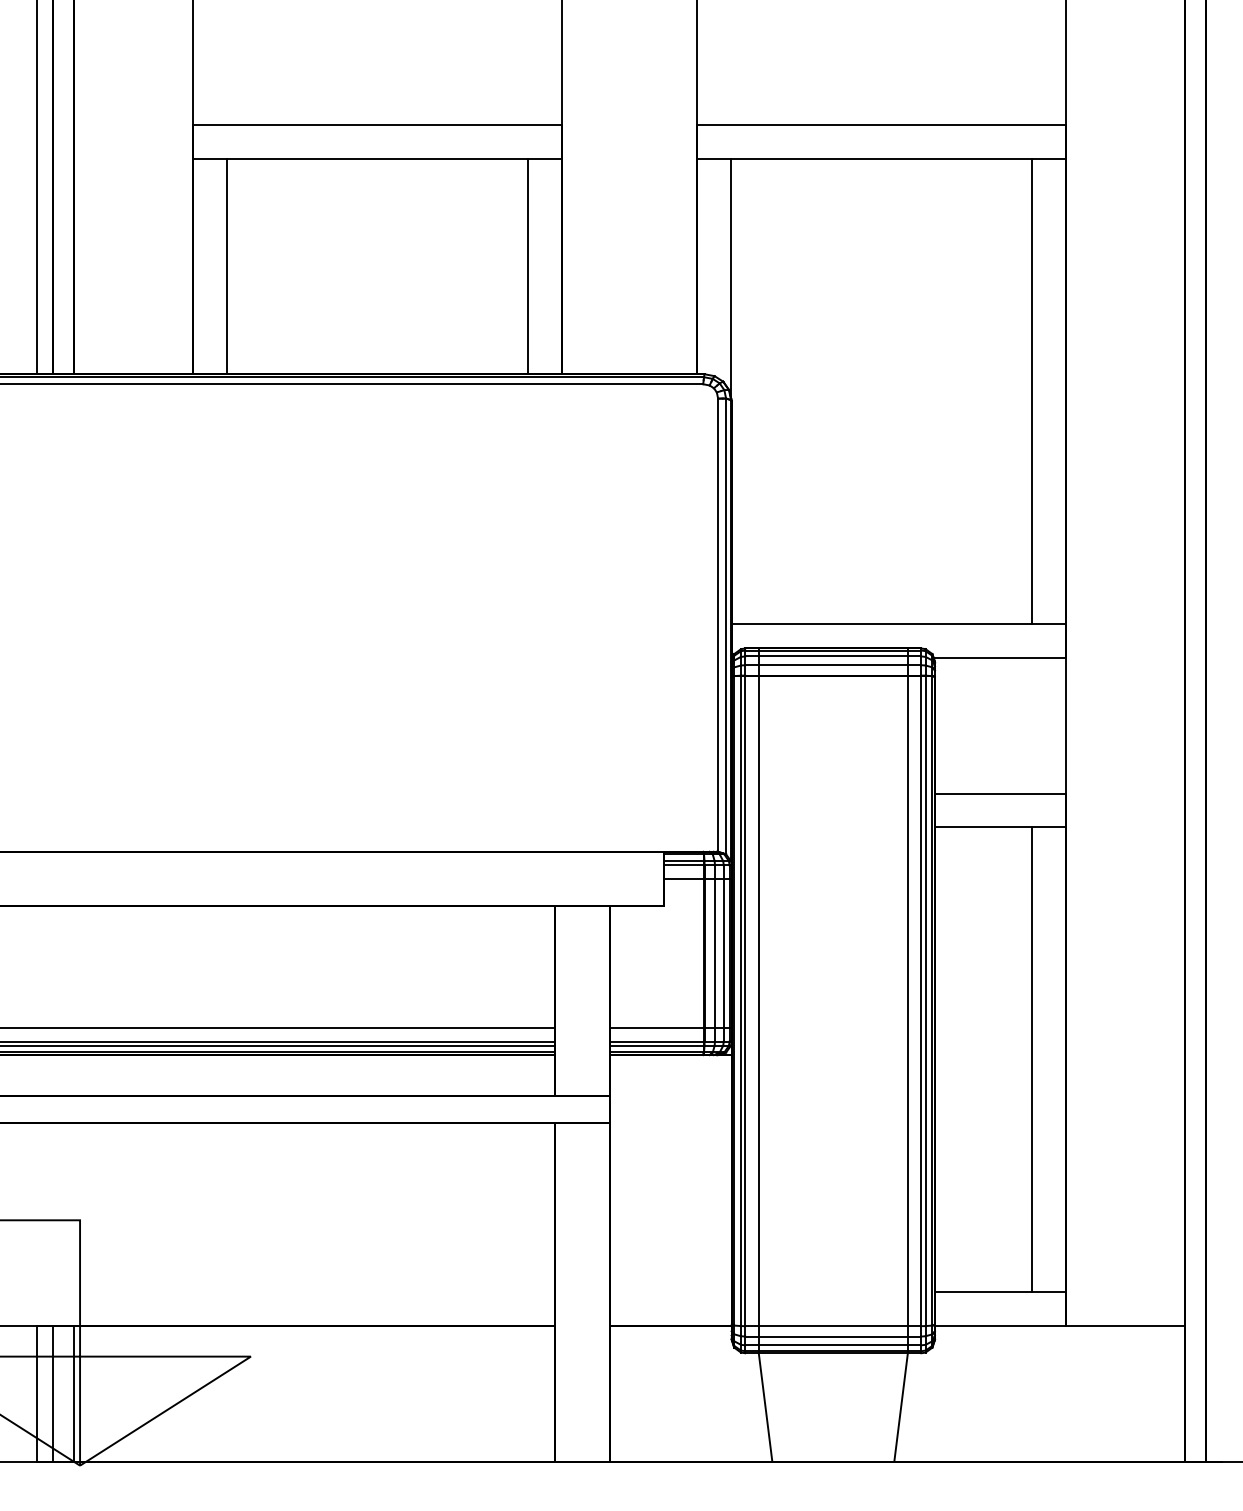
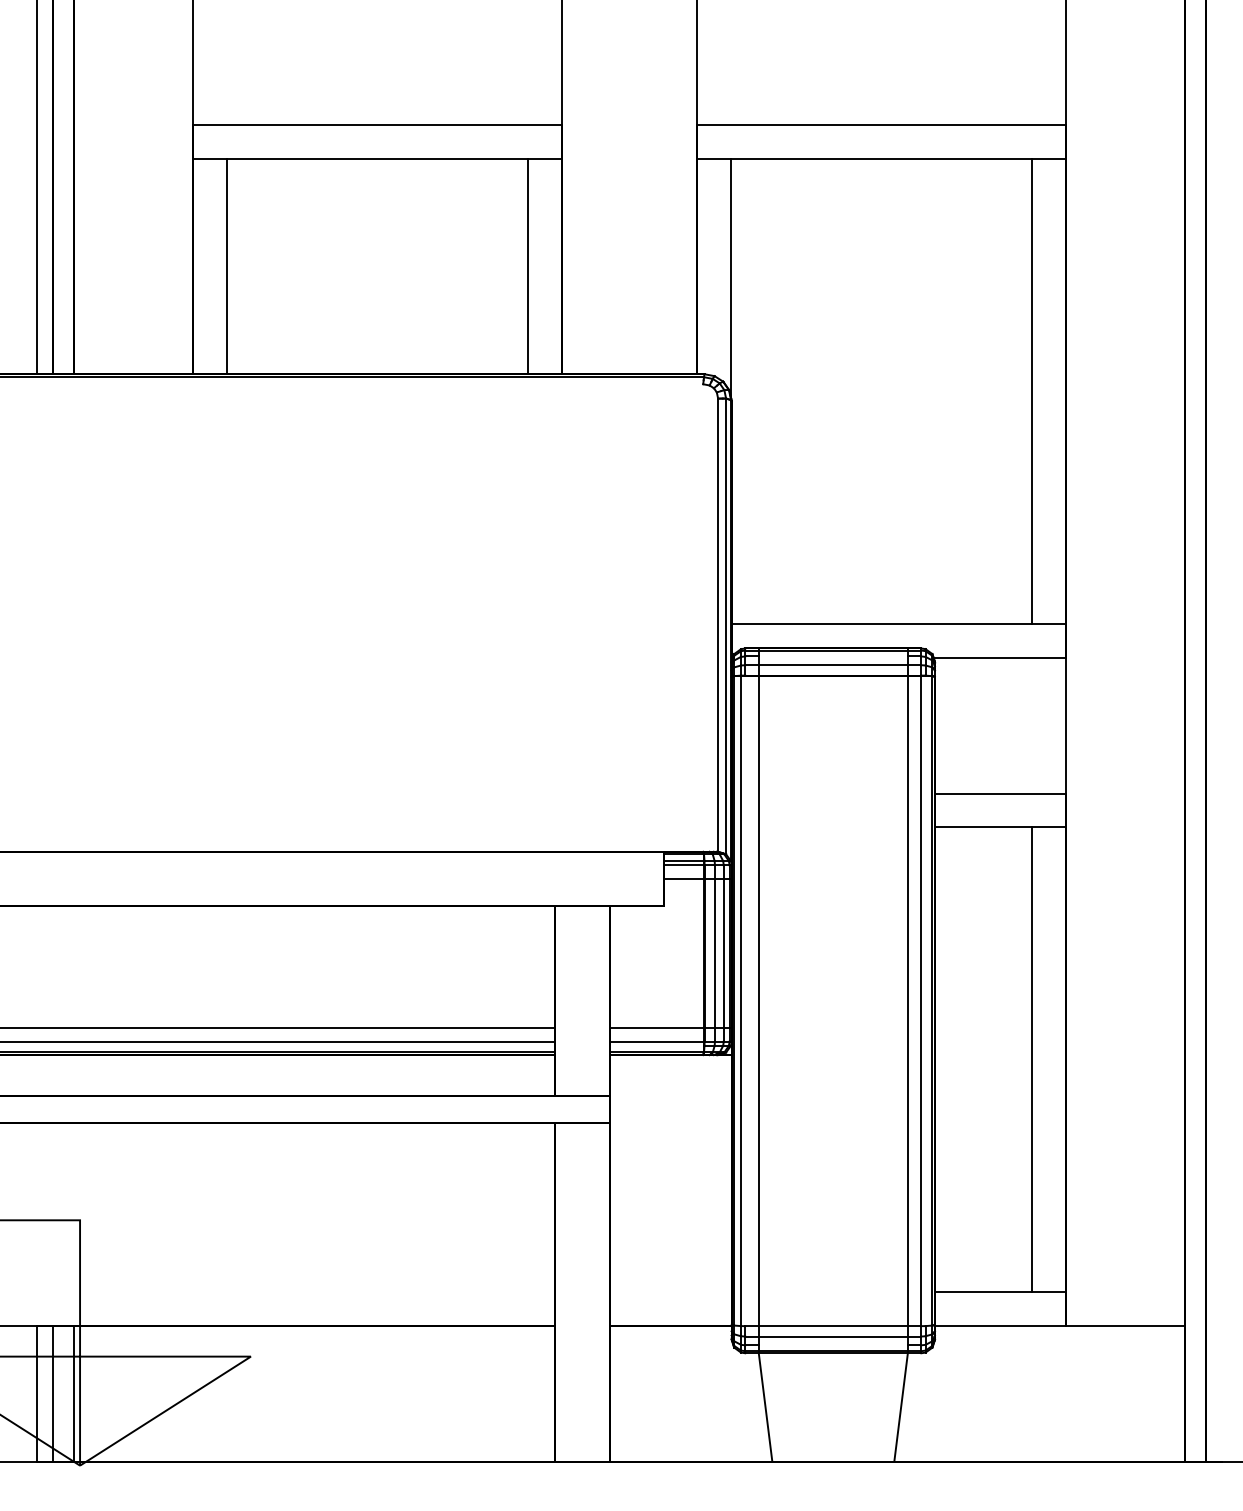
line: present -> none (352, 384)
line: present -> none (832, 656)
line: present -> none (745, 1001)
line: present -> none (925, 1001)
line: present -> none (278, 1045)
line: present -> none (656, 1045)
line: present -> none (832, 1345)
